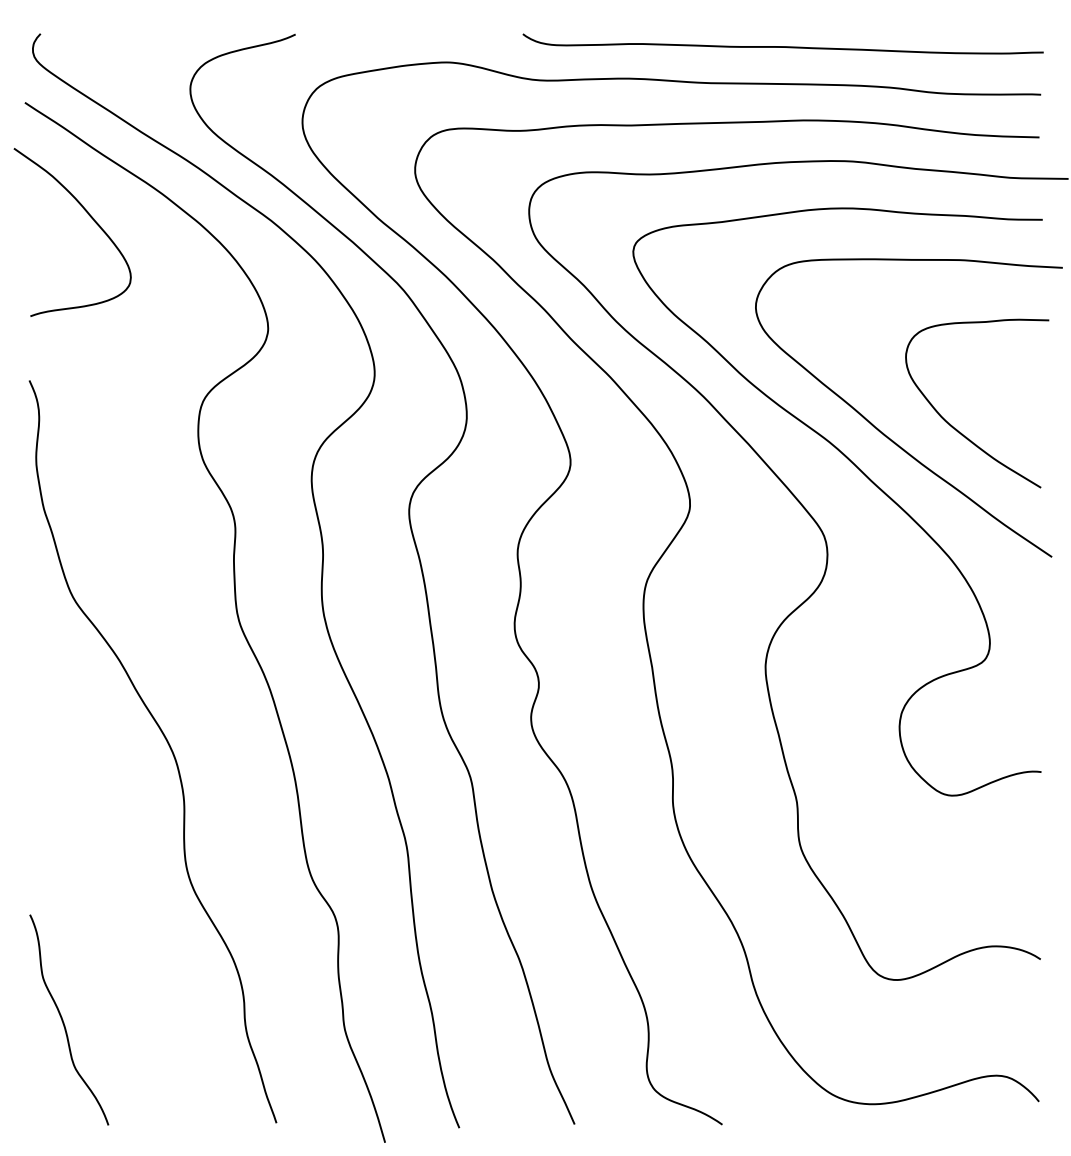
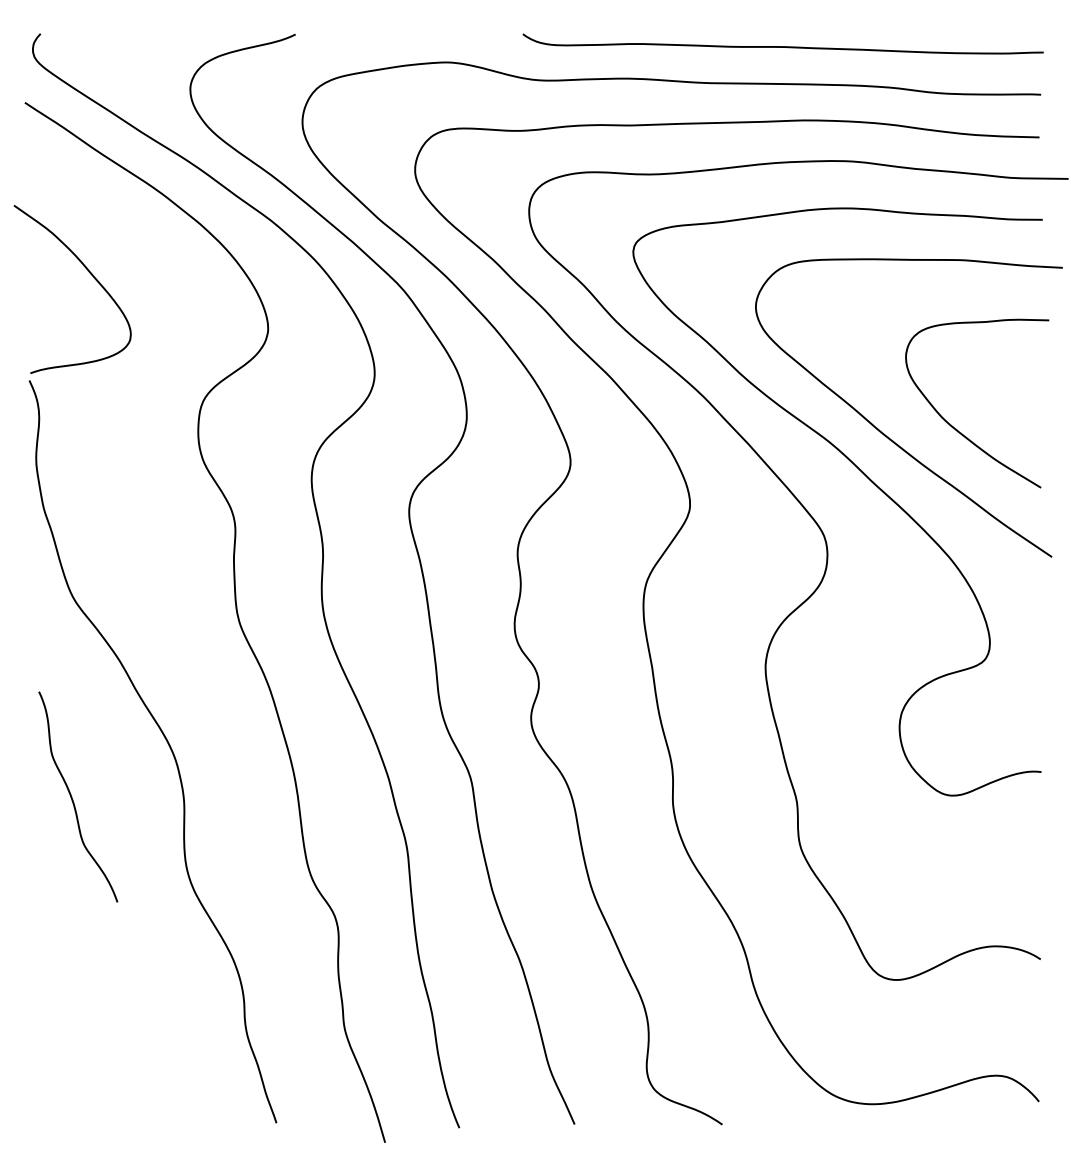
curve position: (88, 215) -> (88, 272) (88, 272)
curve position: (64, 1022) -> (73, 799) (73, 799)
